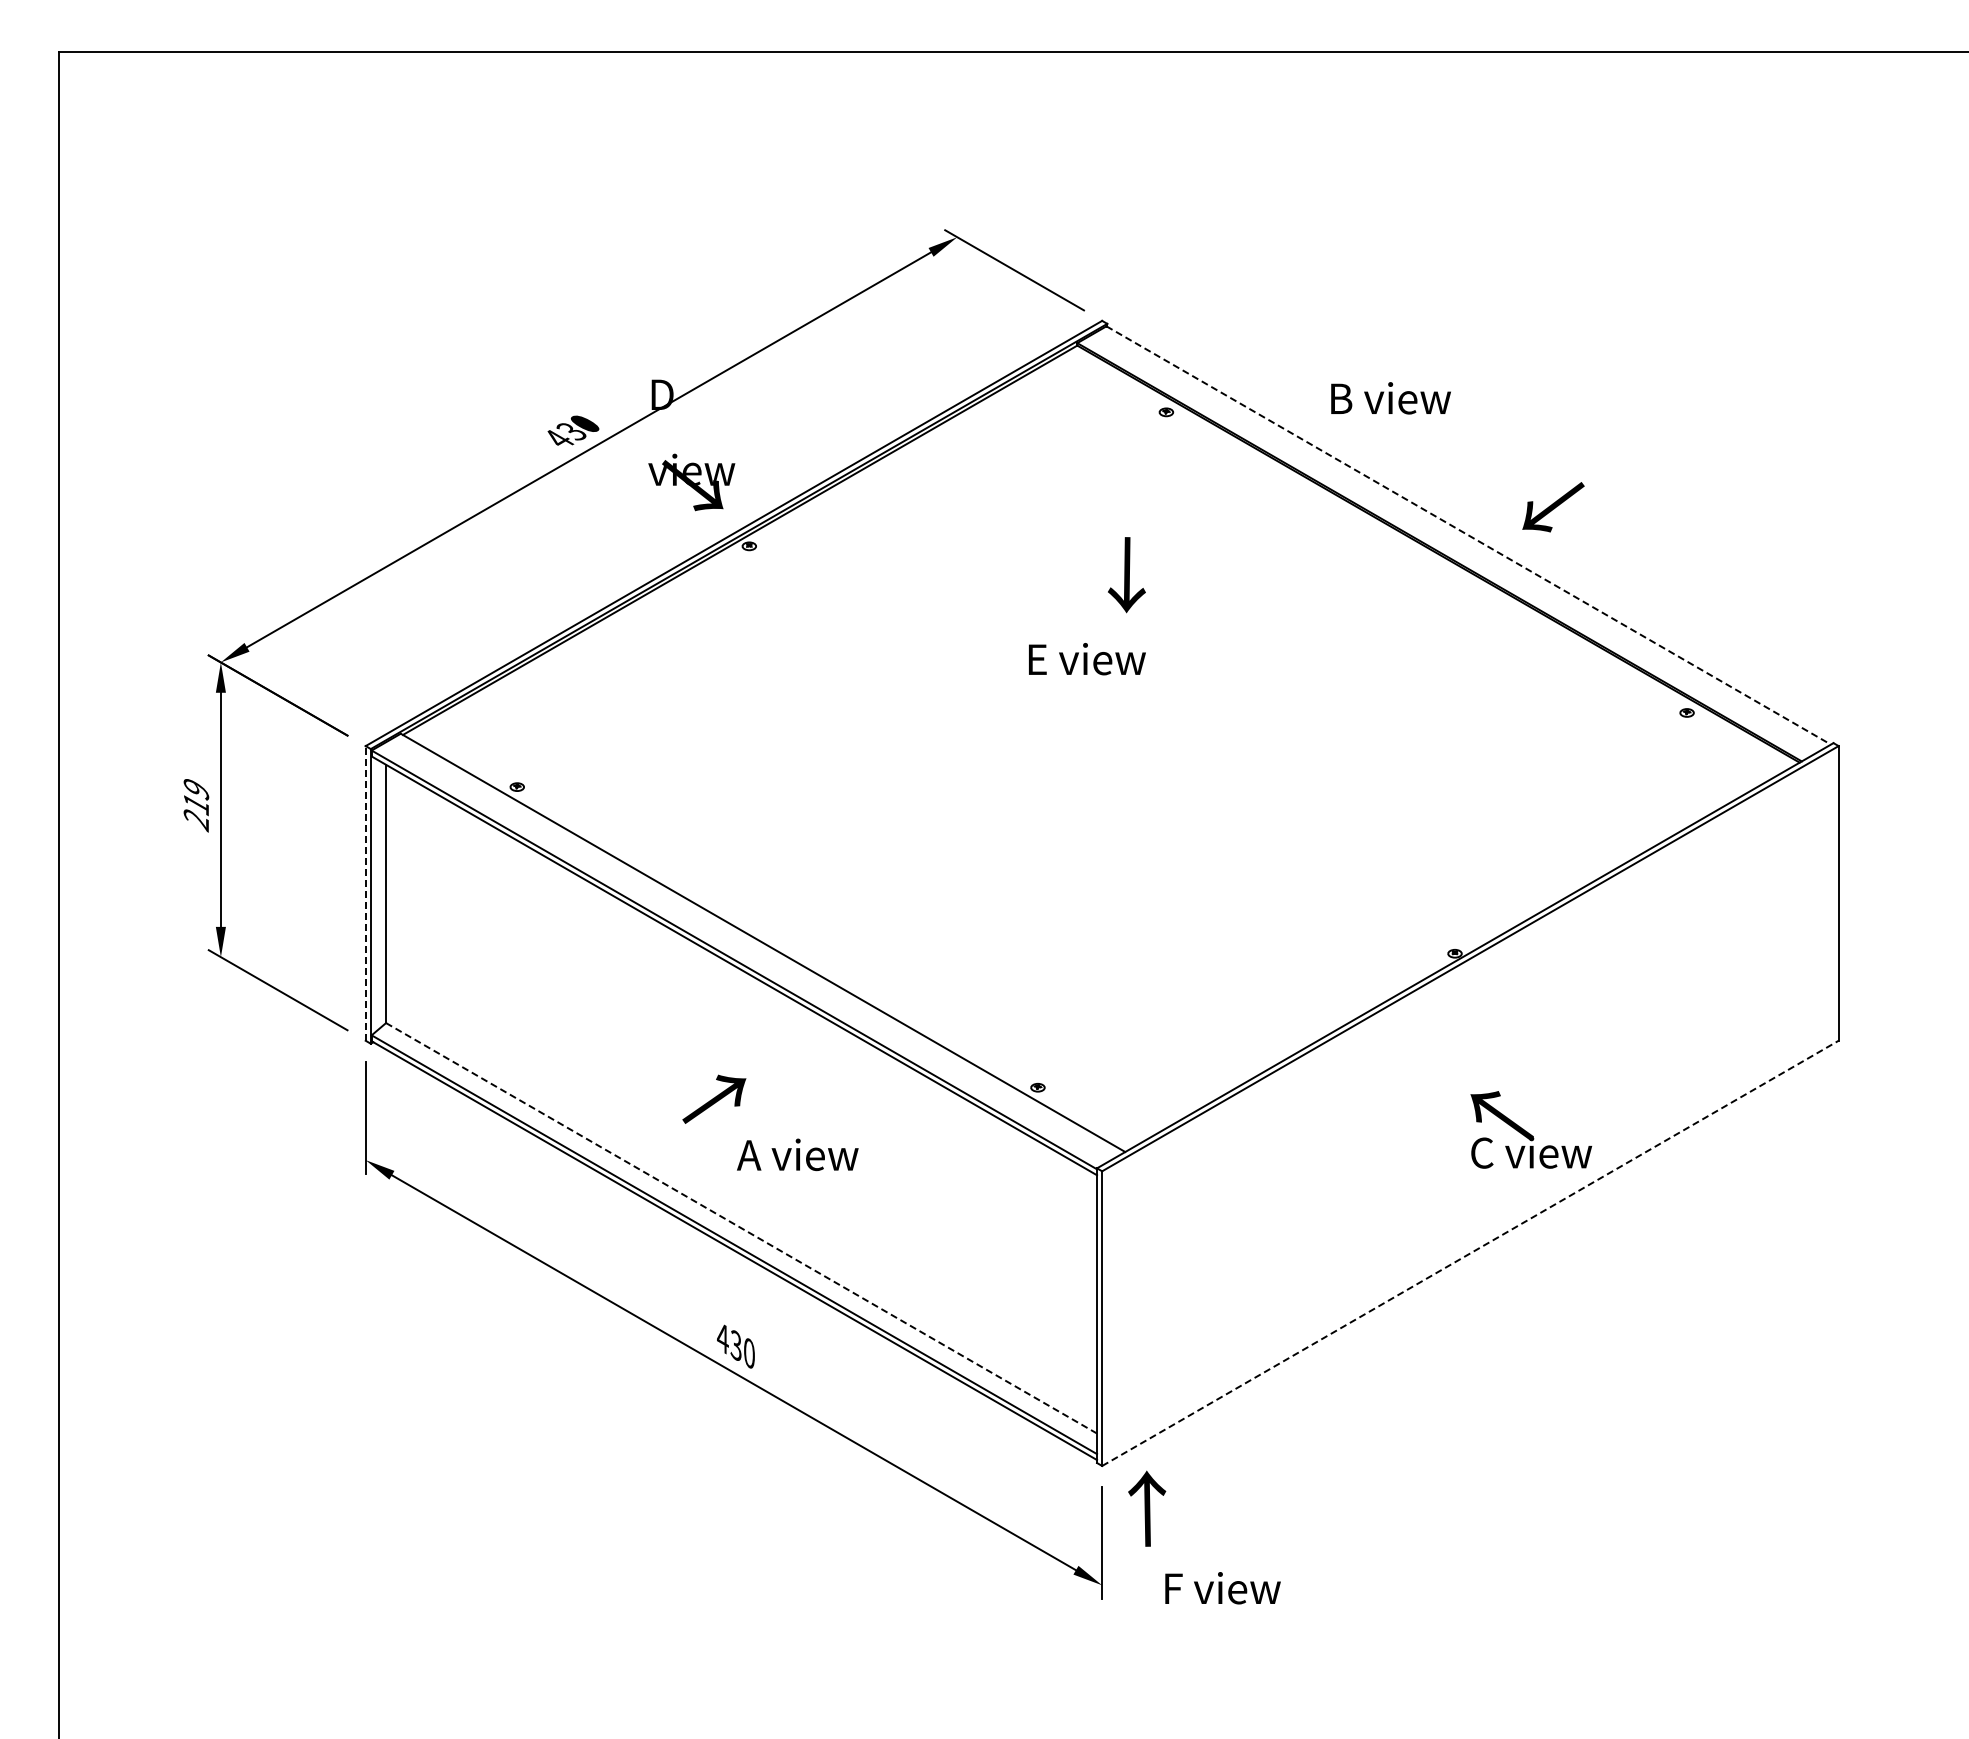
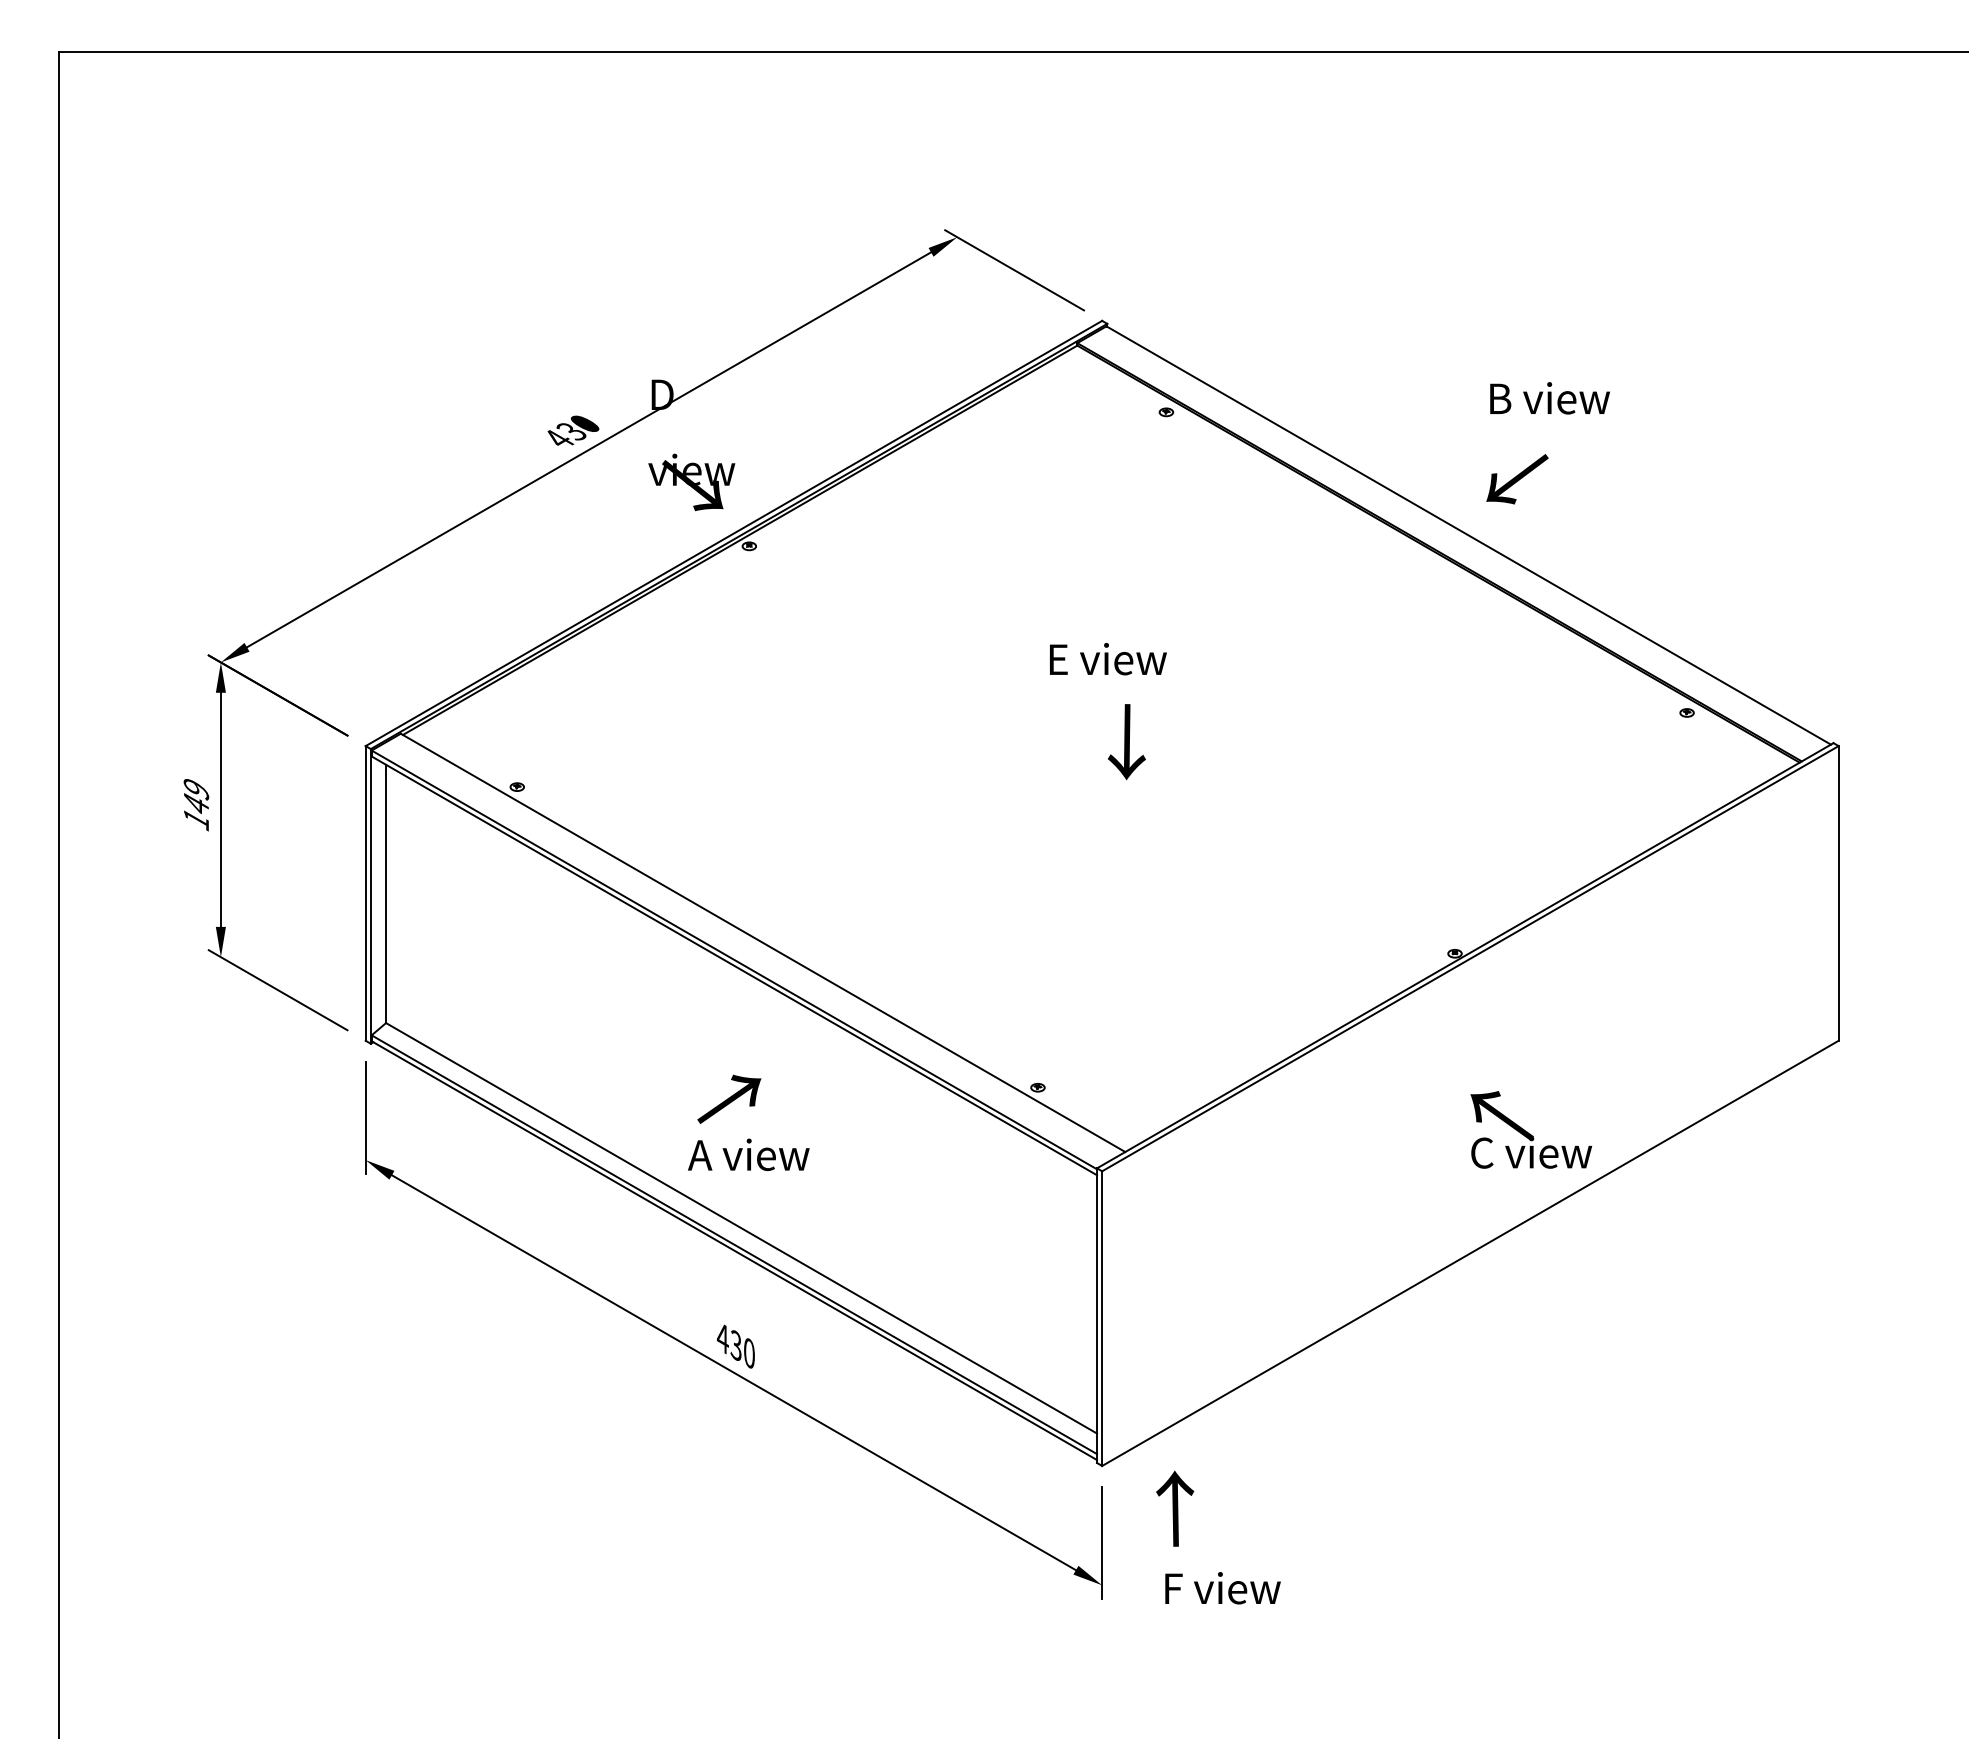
text position: (1390, 398) -> (1549, 398) (1549, 398)
text position: (1553, 507) -> (1517, 479) (1517, 479)
line: dashed -> solid (1469, 535)
text position: (1126, 575) -> (1126, 742) (1126, 742)
text position: (1087, 659) -> (1108, 659) (1108, 659)
text: 219 -> 149 (195, 812)
line: dashed -> solid (365, 892)
text position: (714, 1098) -> (729, 1098) (729, 1098)
text position: (797, 1154) -> (748, 1154) (748, 1154)
line: dashed -> solid (741, 1228)
line: dashed -> solid (1470, 1253)
text position: (1147, 1508) -> (1175, 1508) (1175, 1508)
